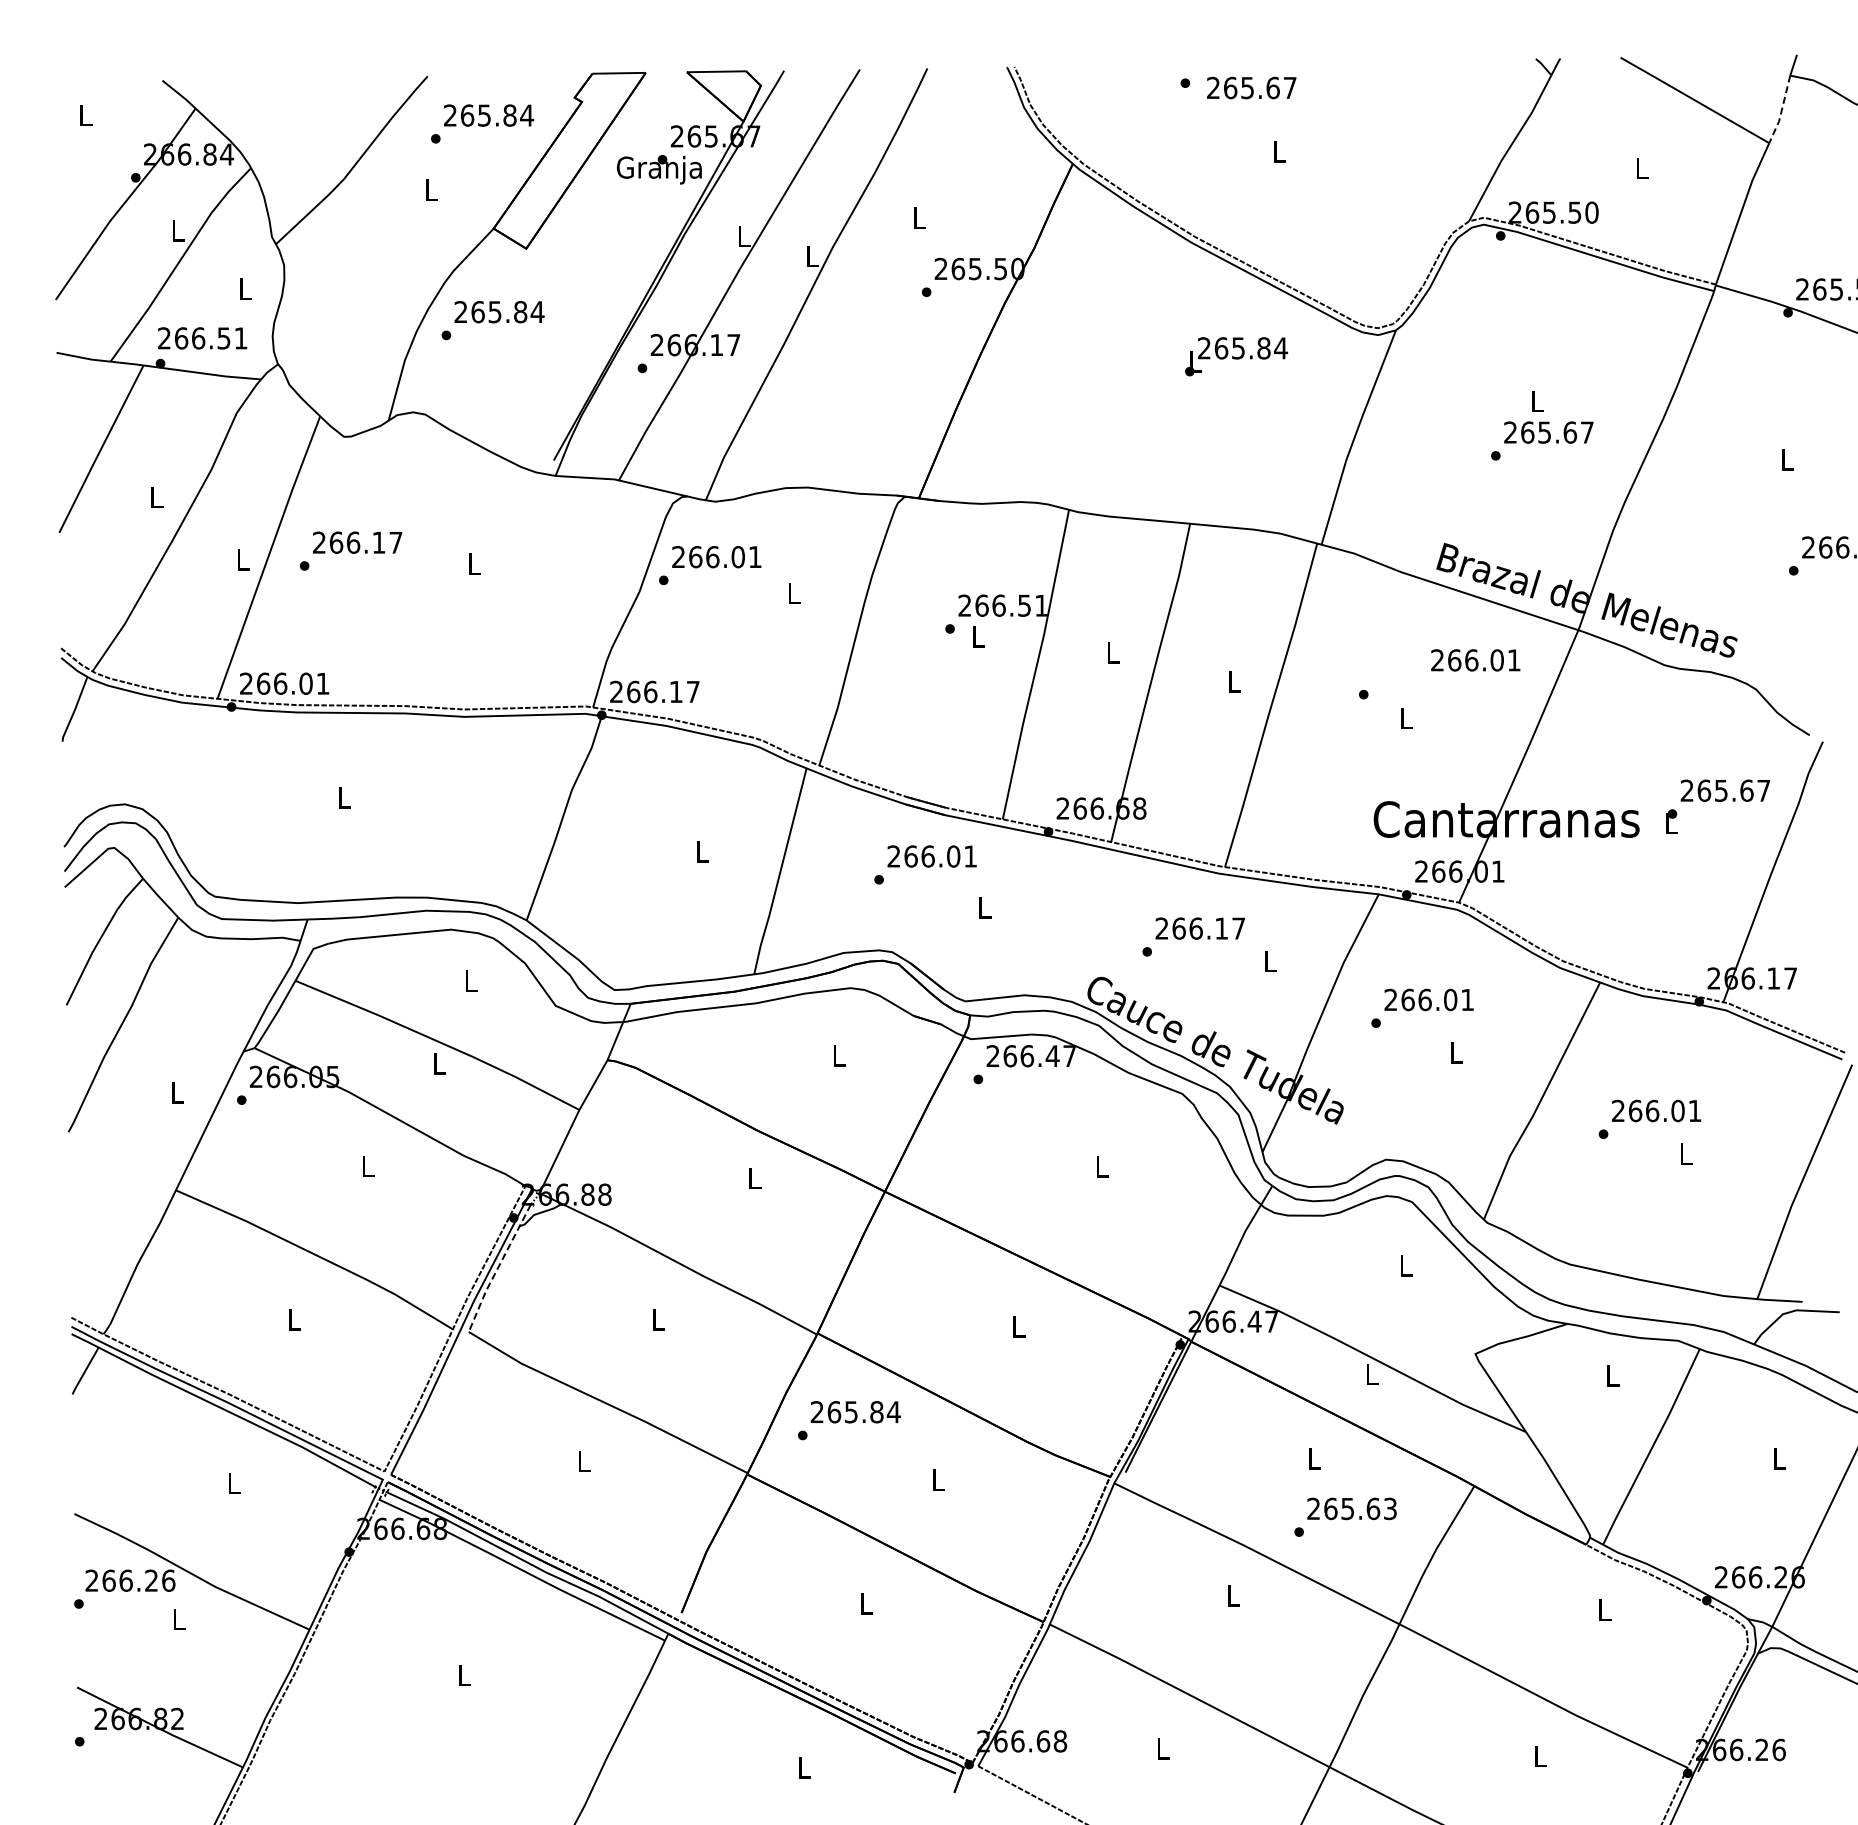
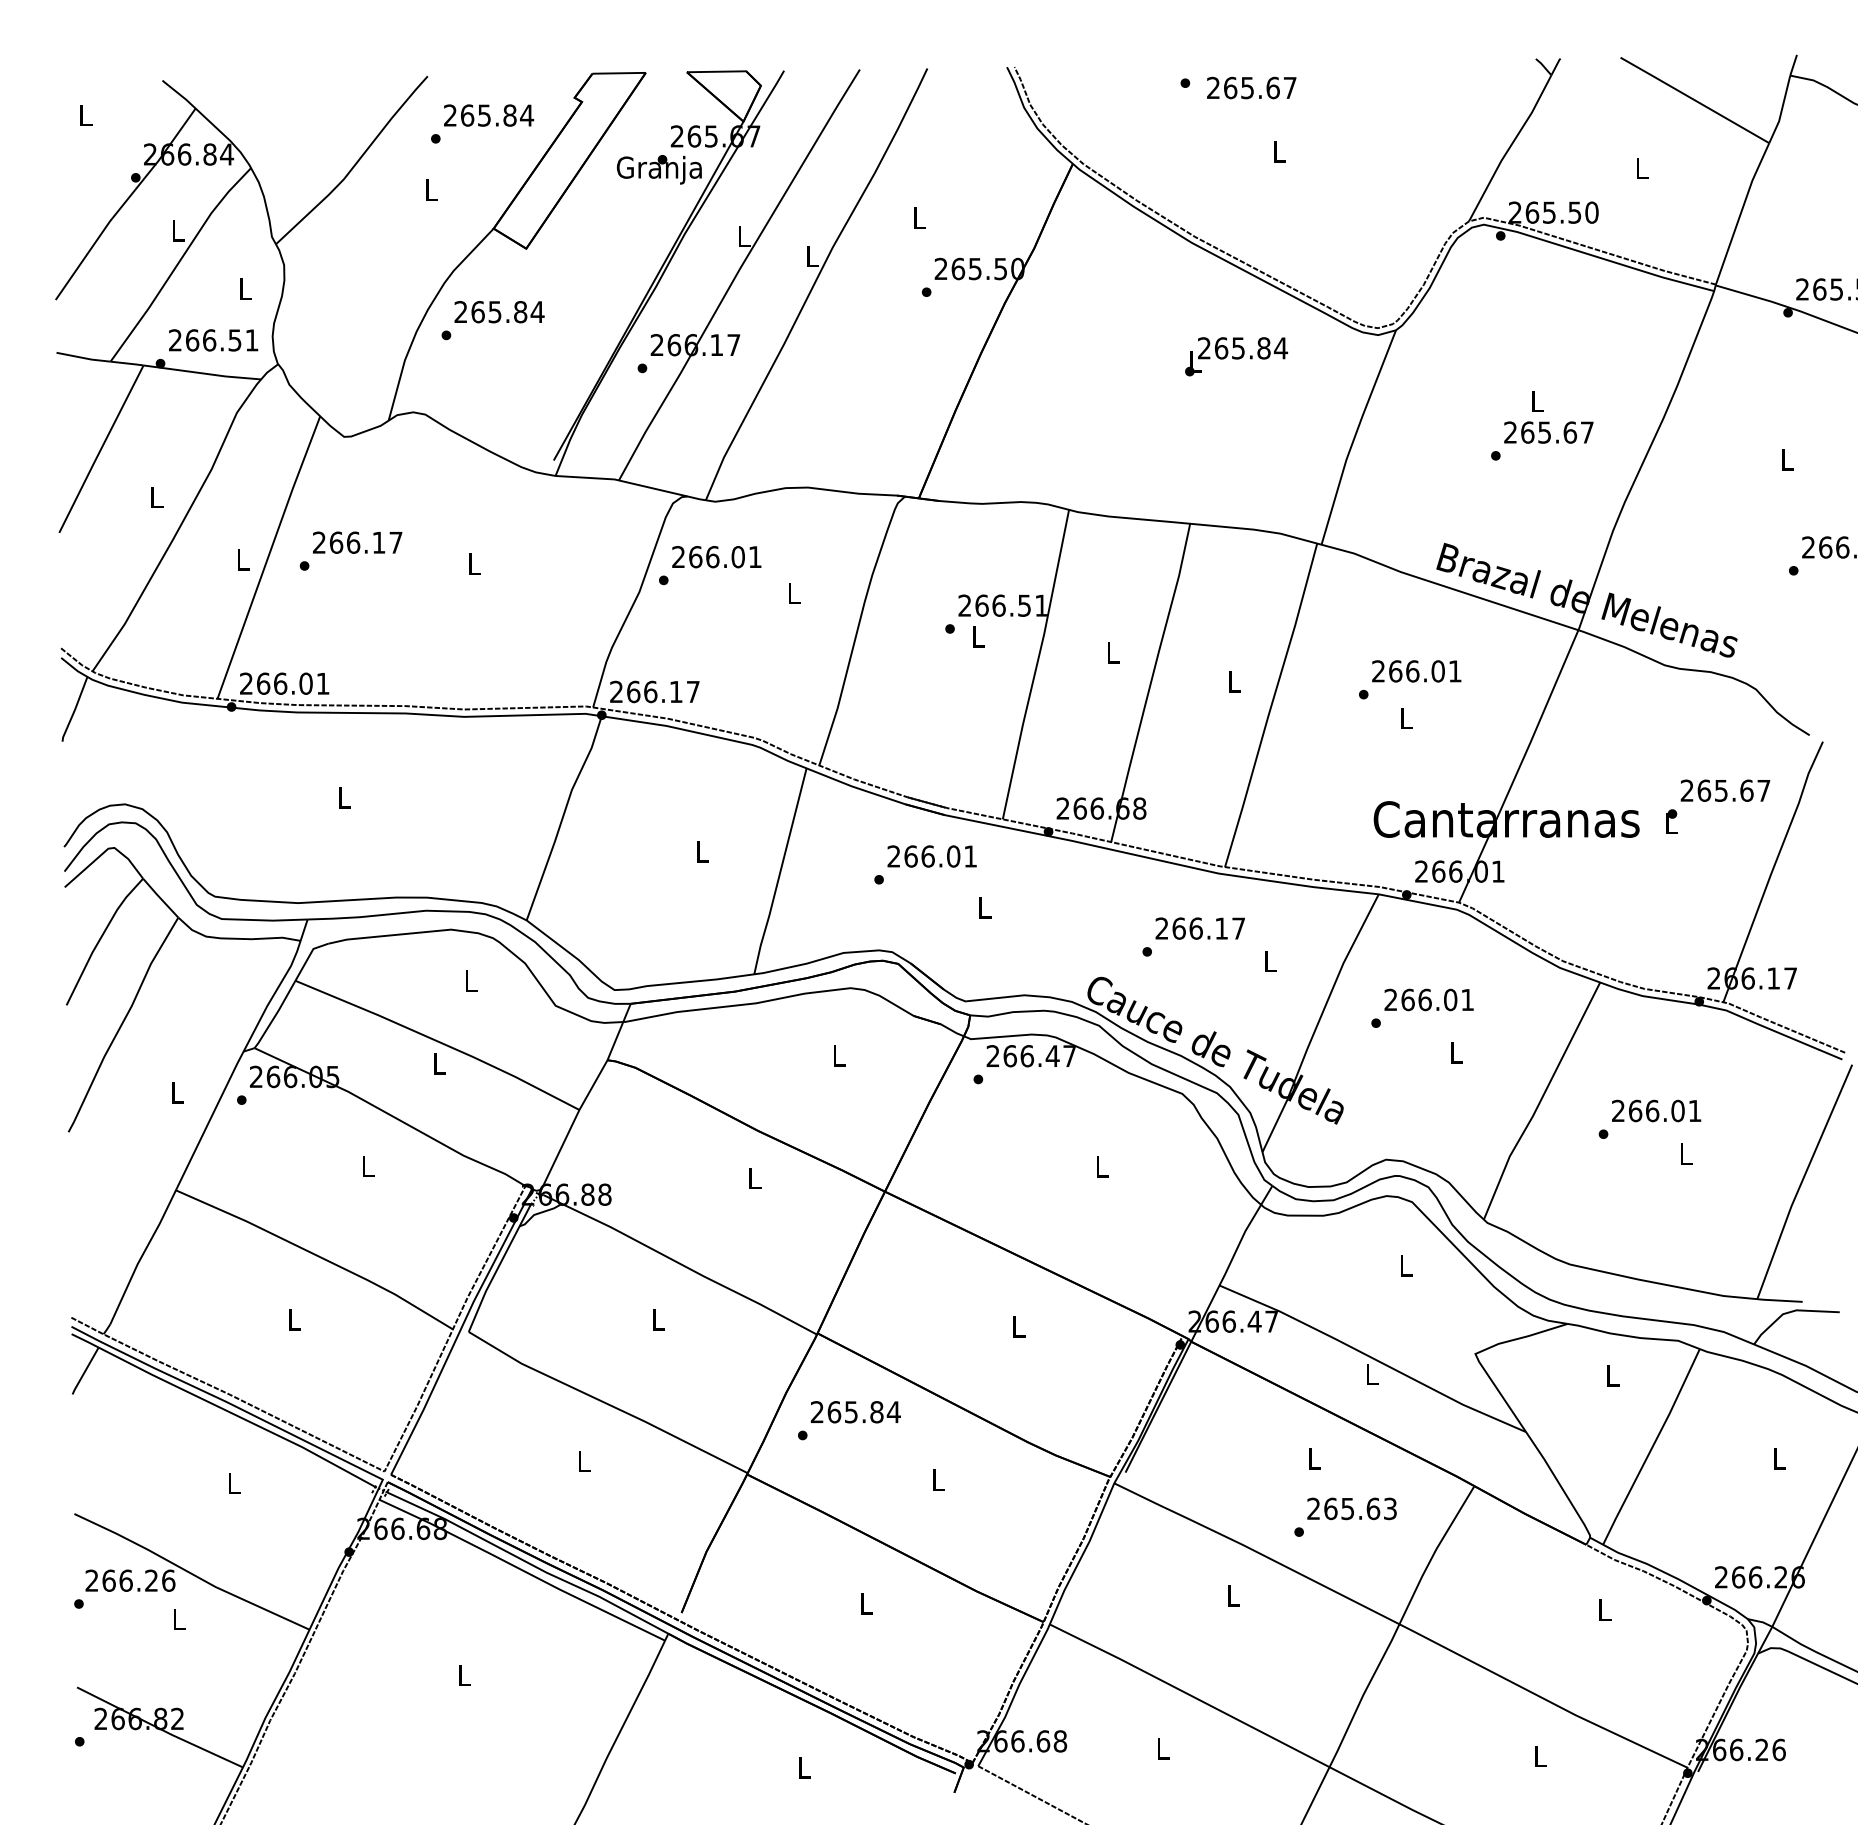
line: dashed -> solid (1781, 110)
text position: (202, 338) -> (213, 340) (213, 340)
text position: (1475, 660) -> (1416, 671) (1416, 671)
line: dashed -> solid (497, 1268)
